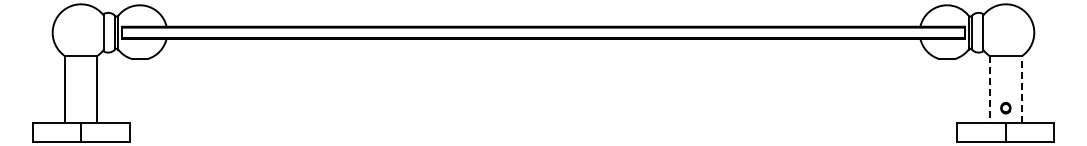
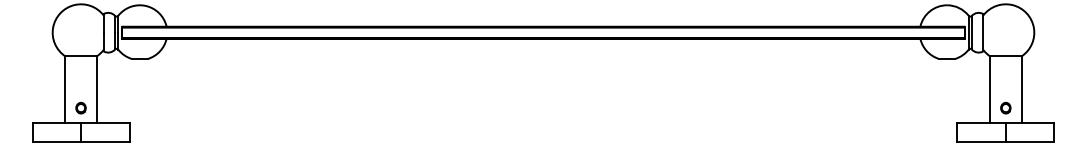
line: dashed -> solid (1021, 89)
line: dashed -> solid (990, 90)
part: none -> present (80, 107)
